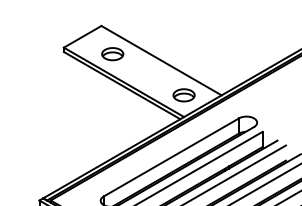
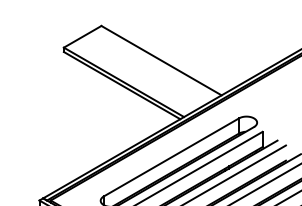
part: present -> none (112, 54)
part: present -> none (183, 95)
